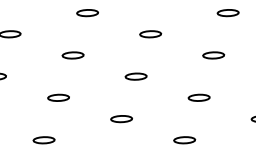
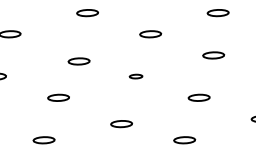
part position: (227, 13) -> (217, 13) (217, 13)
part position: (72, 55) -> (78, 61) (78, 61)
part size: 24x9 px -> 16x7 px (135, 76)
part position: (121, 119) -> (121, 124) (121, 124)
